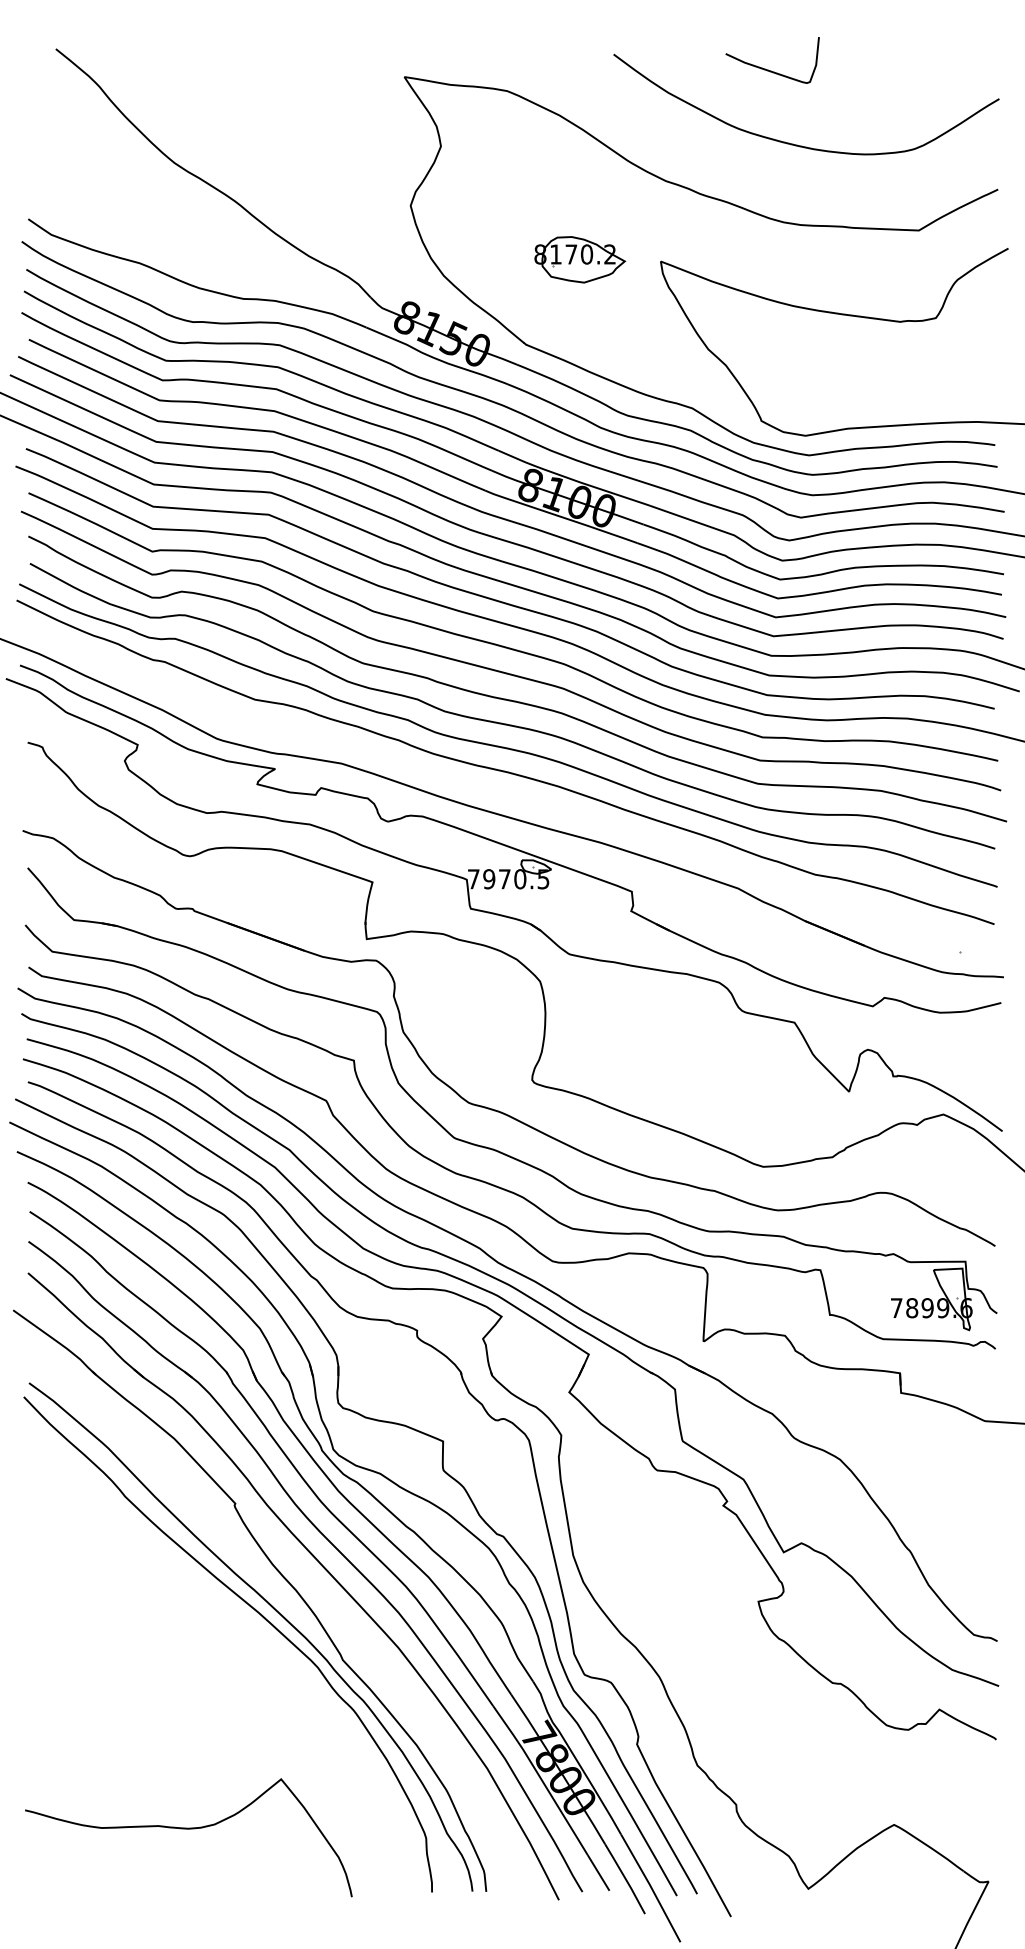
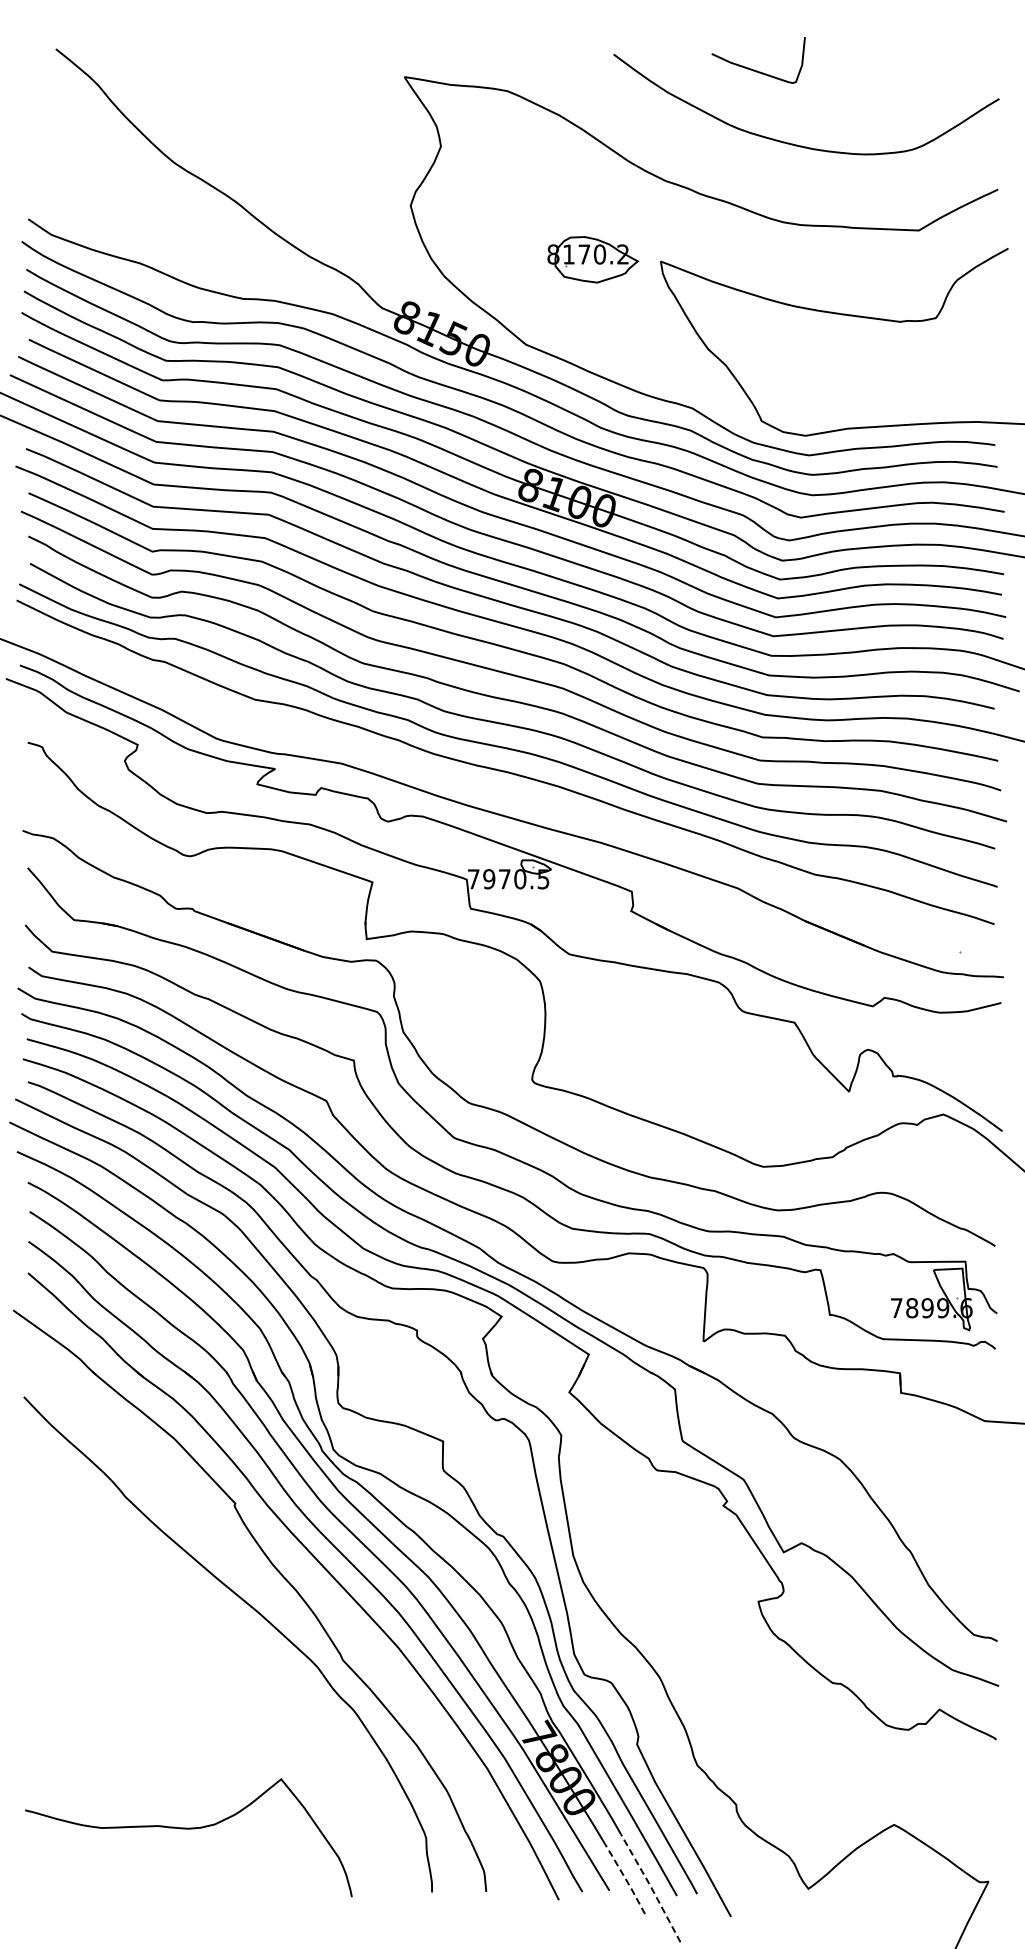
curve position: (768, 69) -> (754, 69) (754, 69)
part position: (580, 259) -> (593, 259) (593, 259)
curve: present -> none (275, 1611)
line: solid -> dashed (625, 1878)
line: solid -> dashed (651, 1887)
